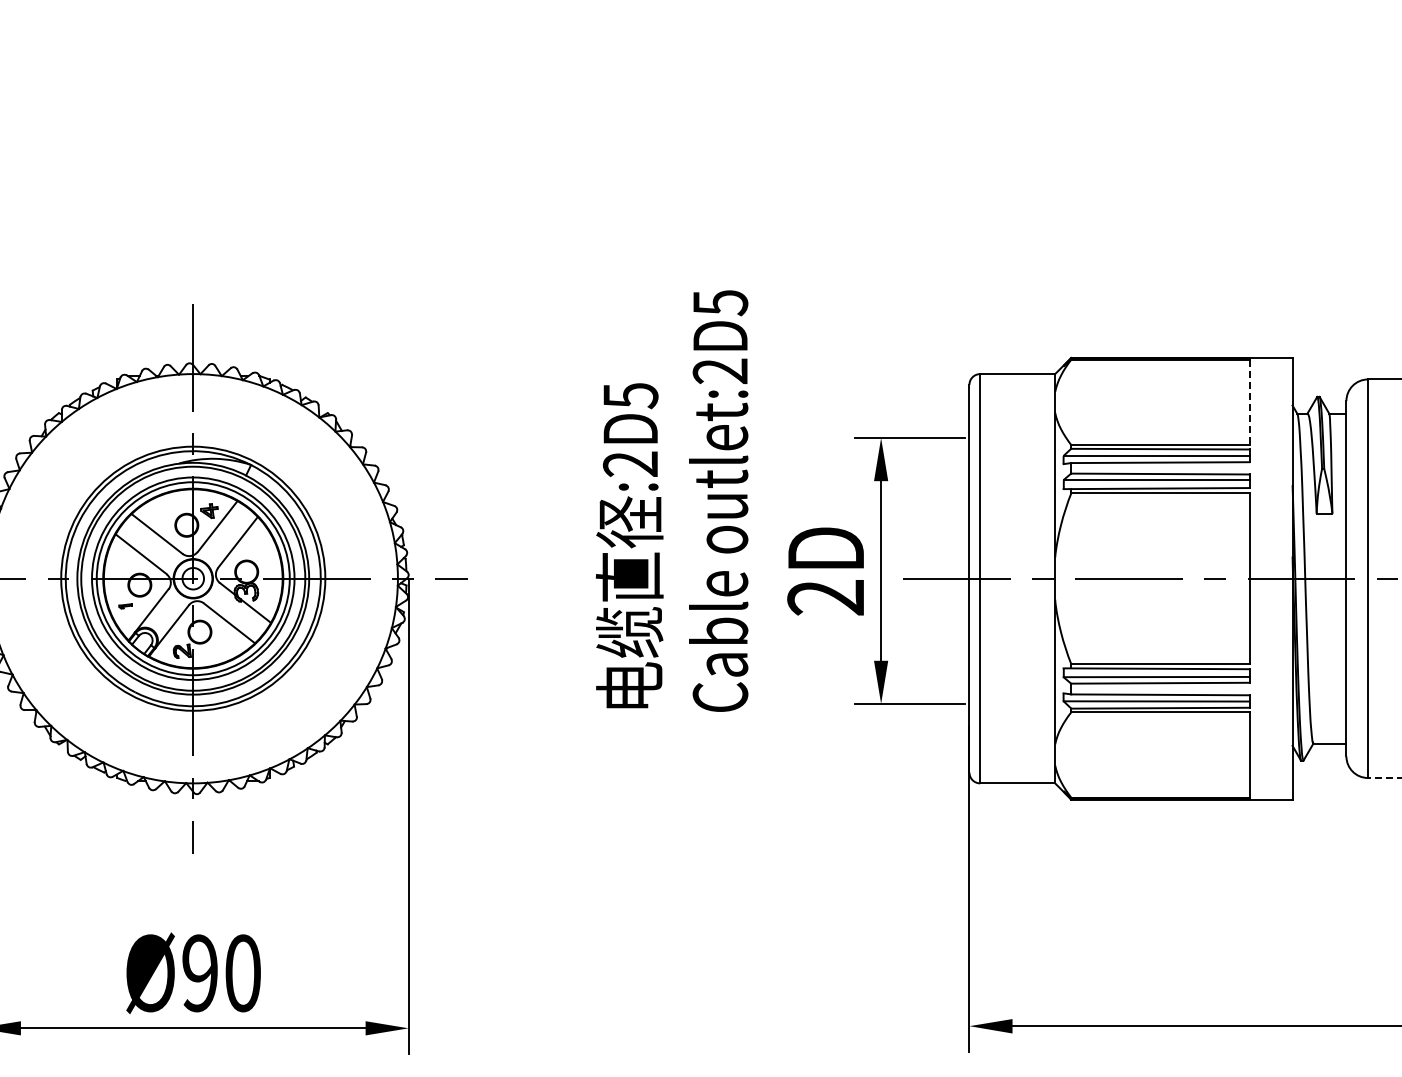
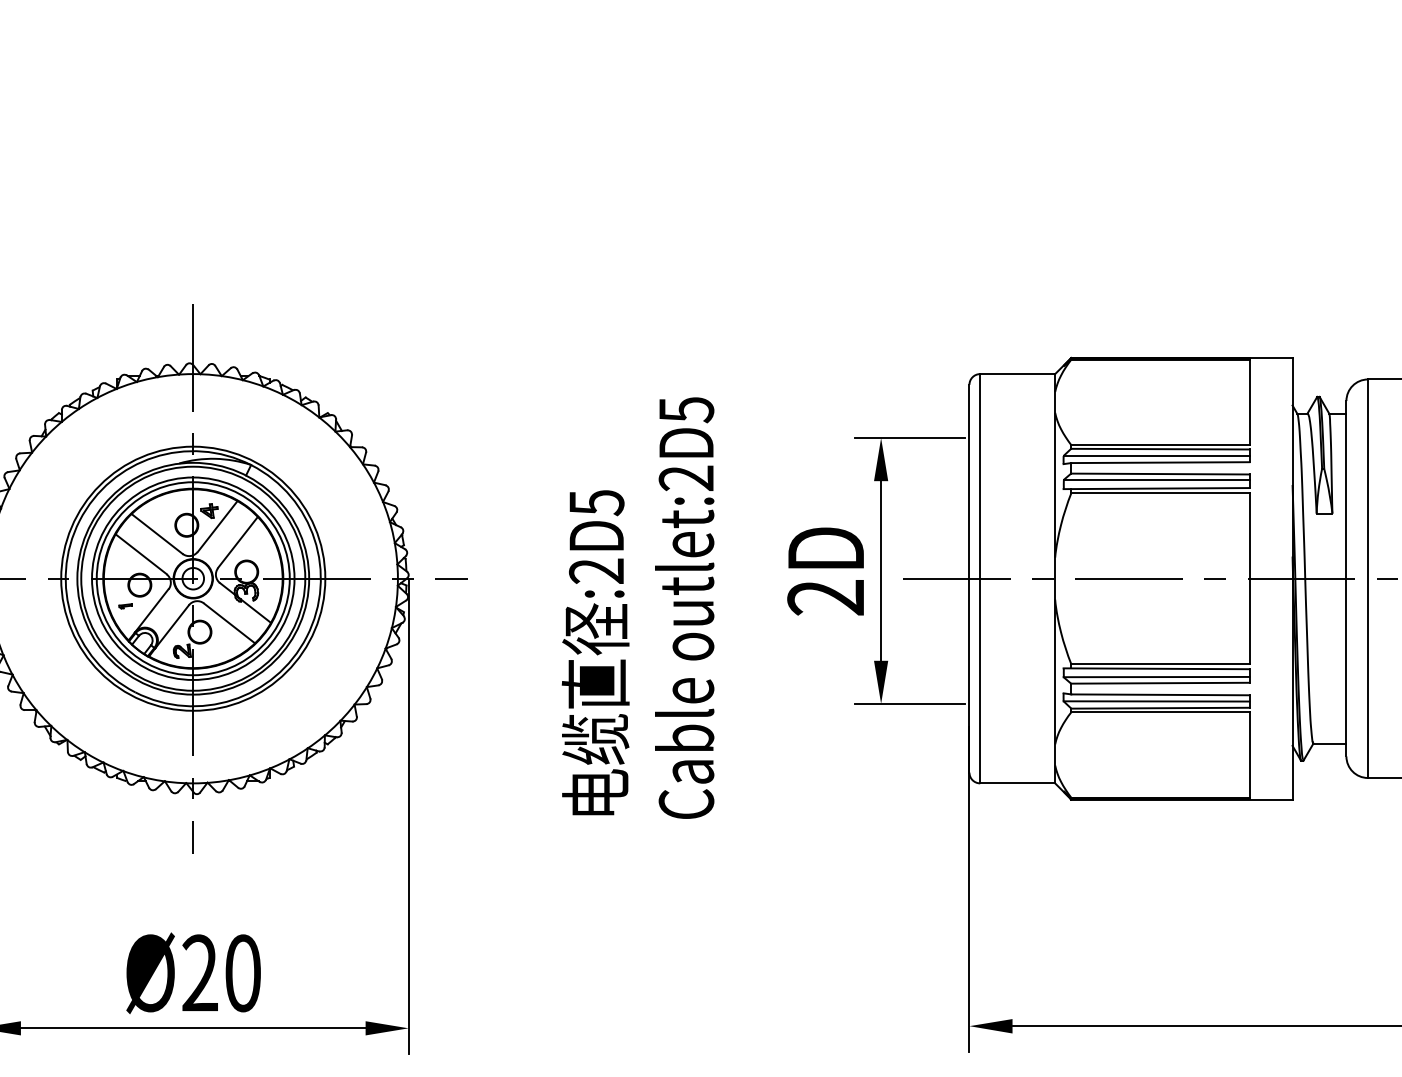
line: dashed -> solid (1249, 402)
text position: (671, 500) -> (637, 607) (637, 607)
line: dashed -> solid (1384, 778)
text: Ø90 -> Ø20 (199, 973)
